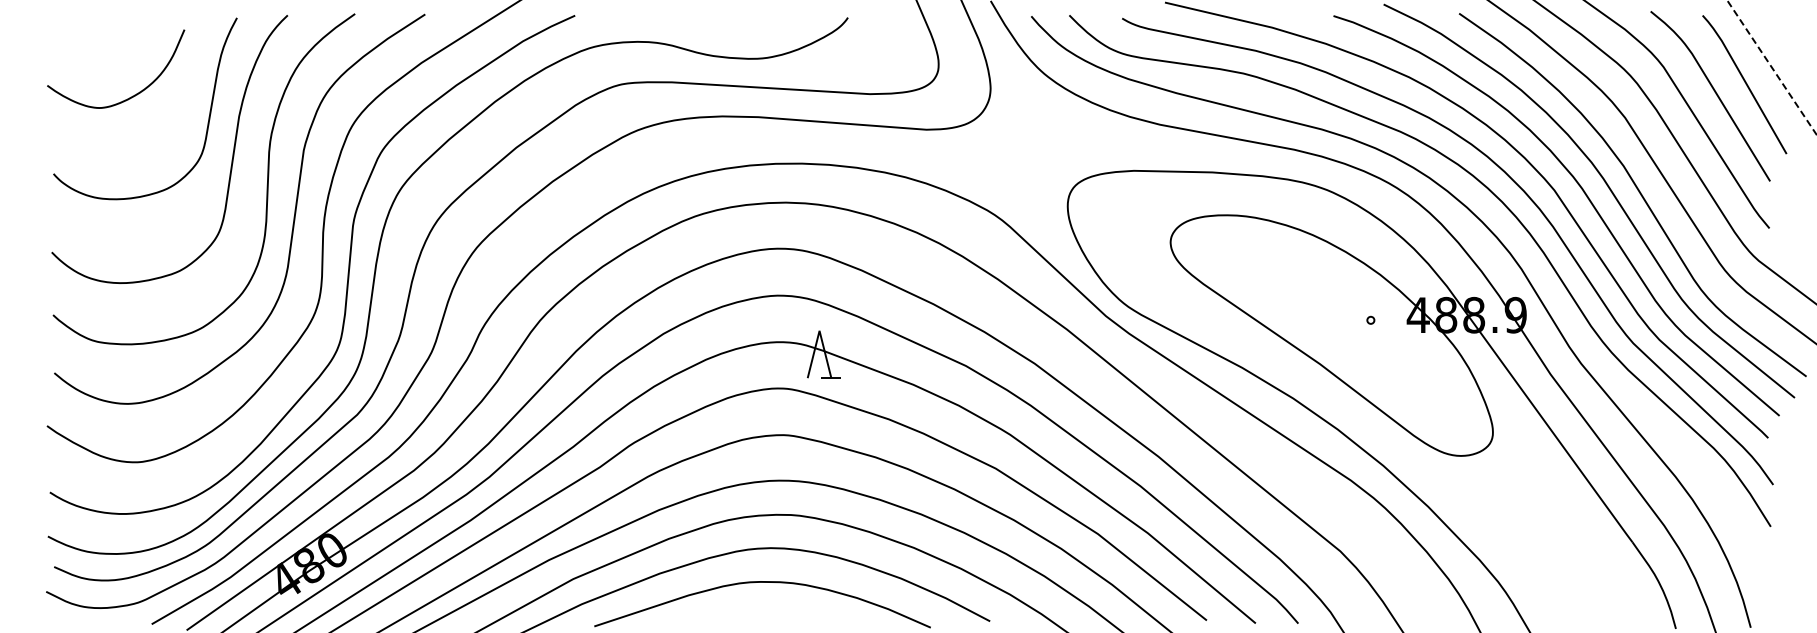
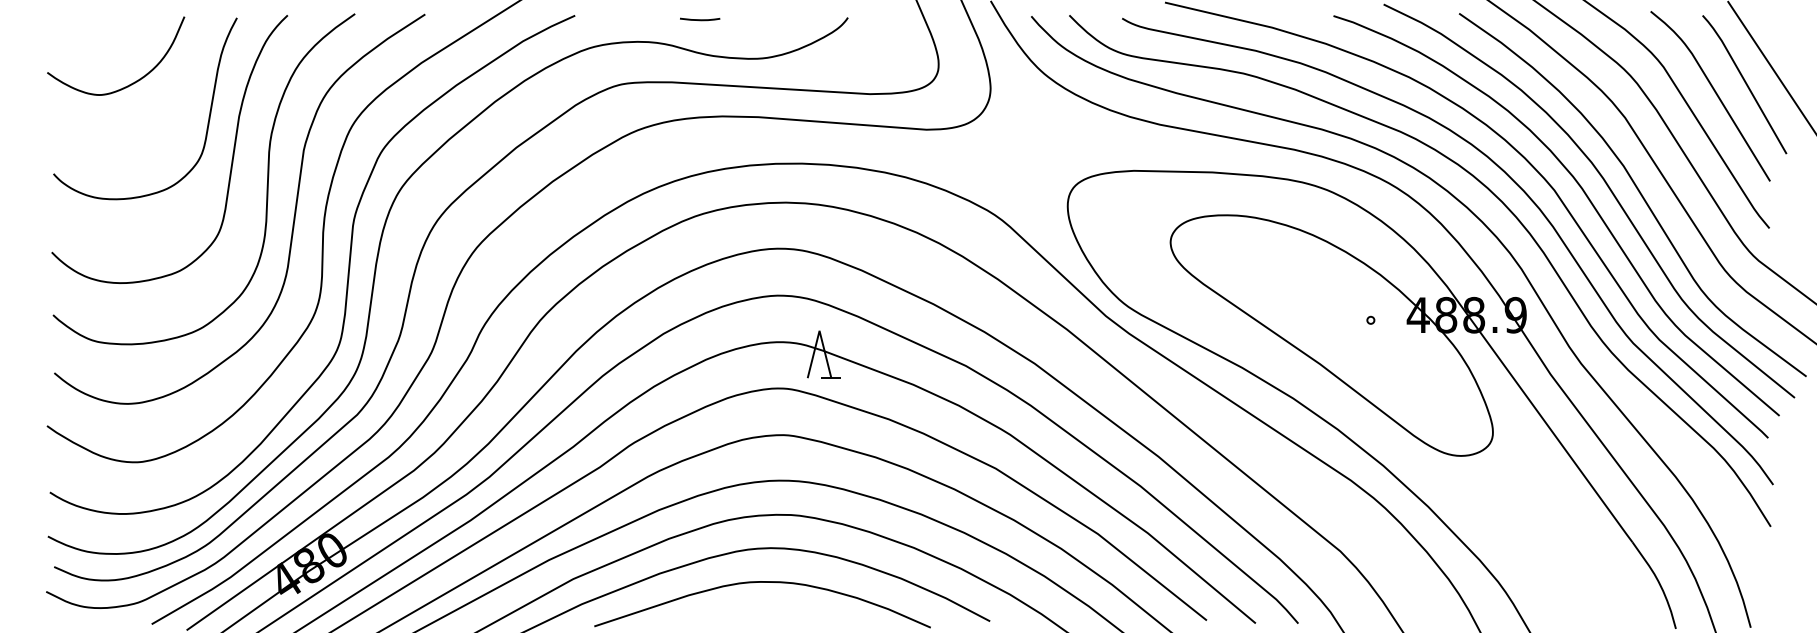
curve: none -> present (700, 19)
line: dashed -> solid (1772, 68)
curve position: (132, 95) -> (132, 82) (132, 82)
